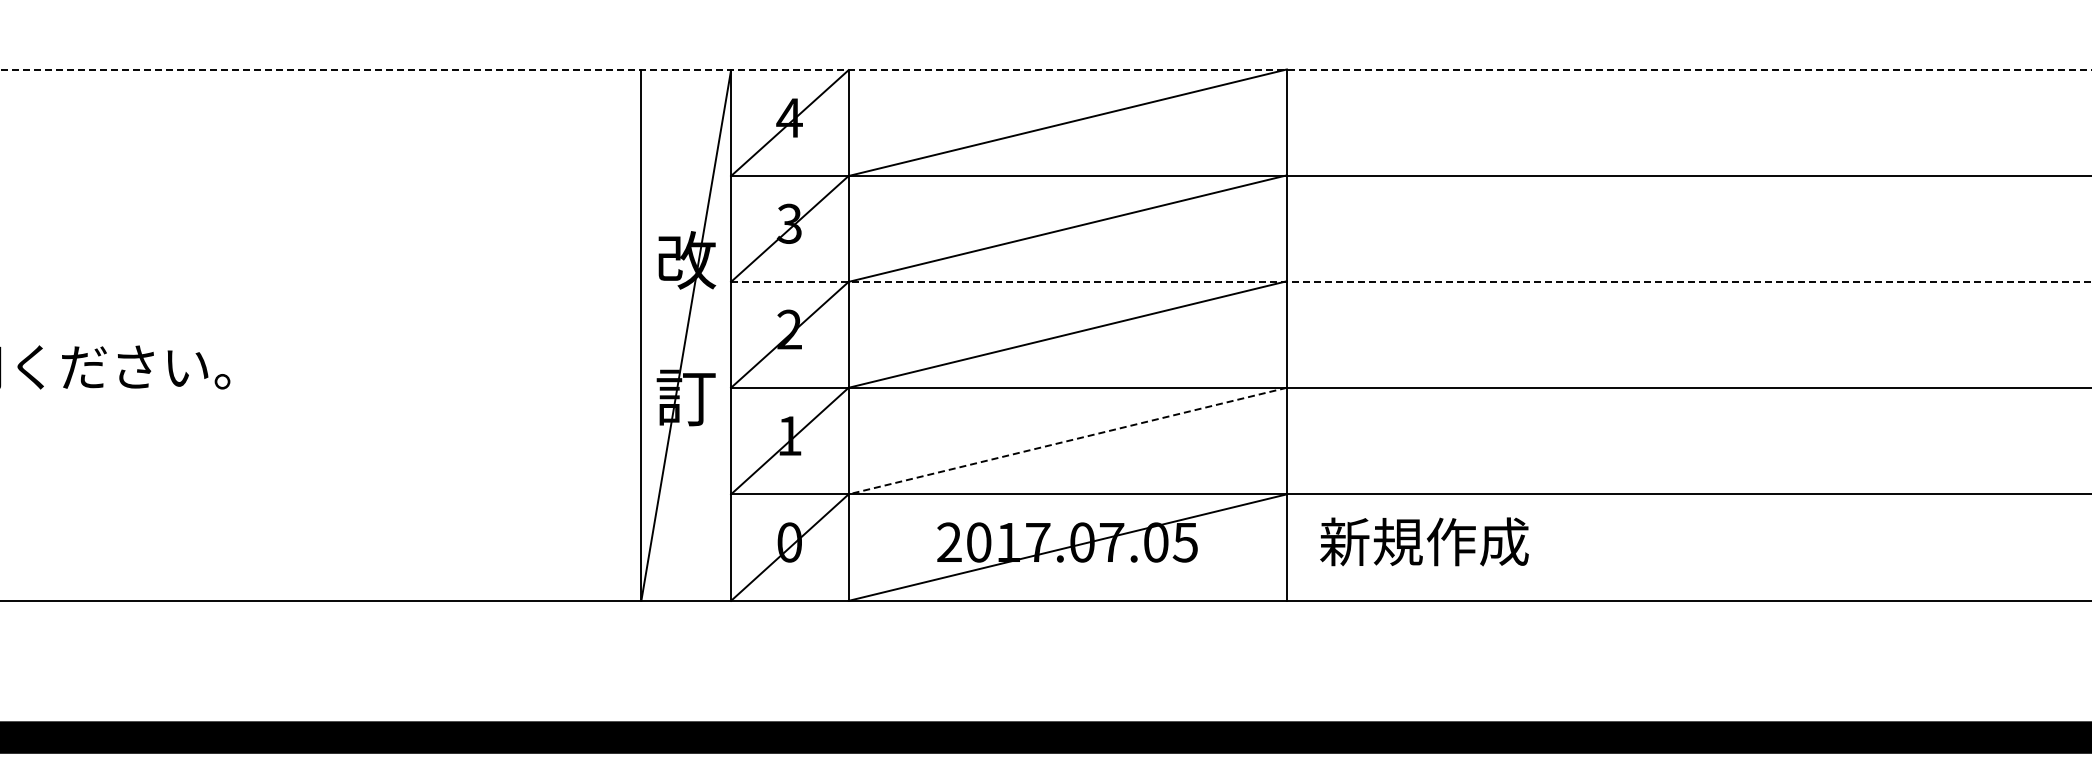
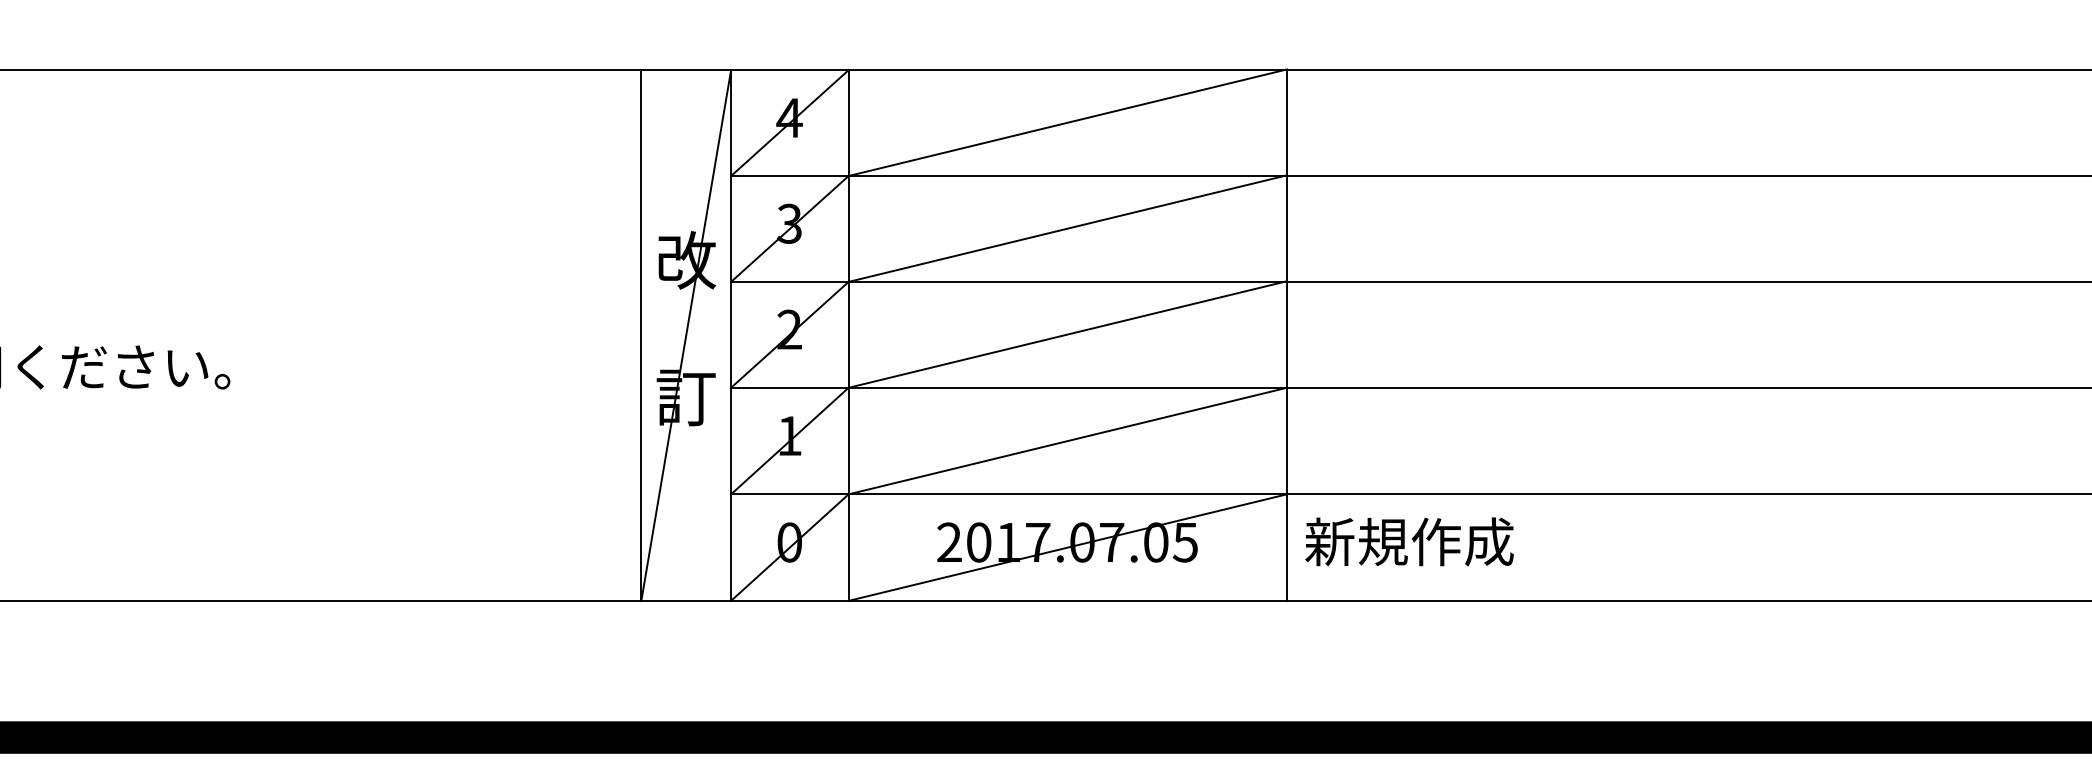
line: dashed -> solid (1046, 70)
line: dashed -> solid (1411, 281)
line: dashed -> solid (1067, 441)
text position: (1424, 541) -> (1409, 541) (1409, 541)
